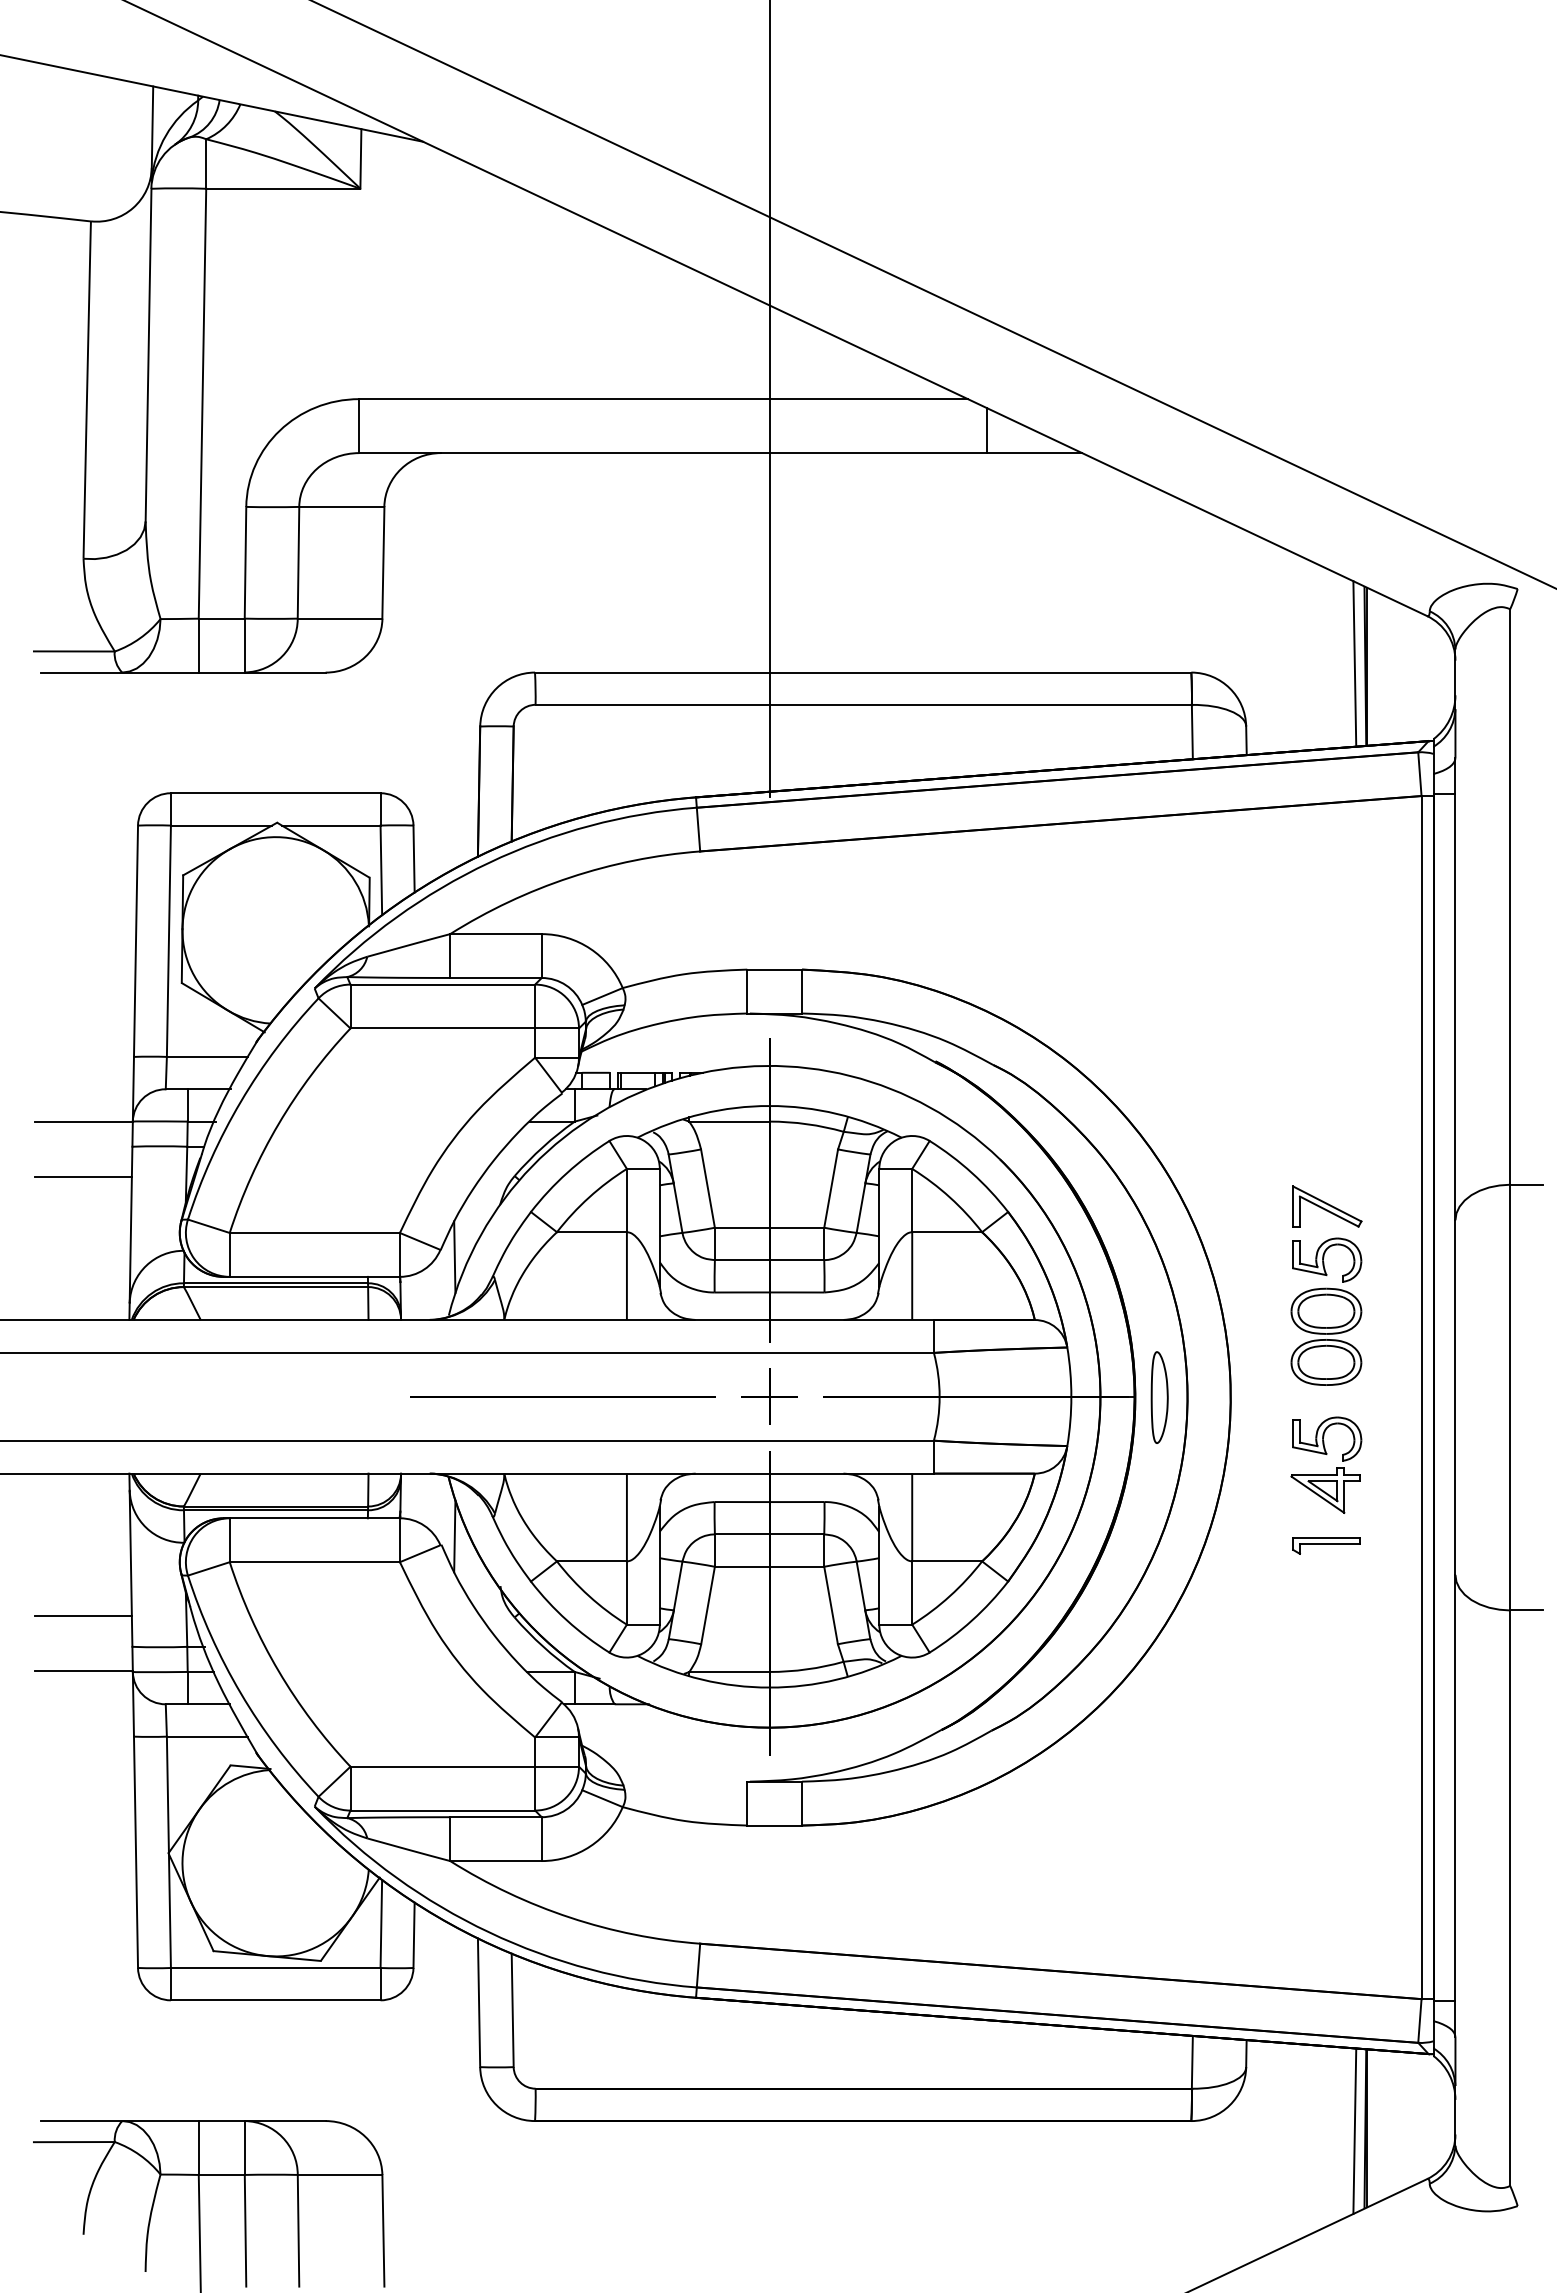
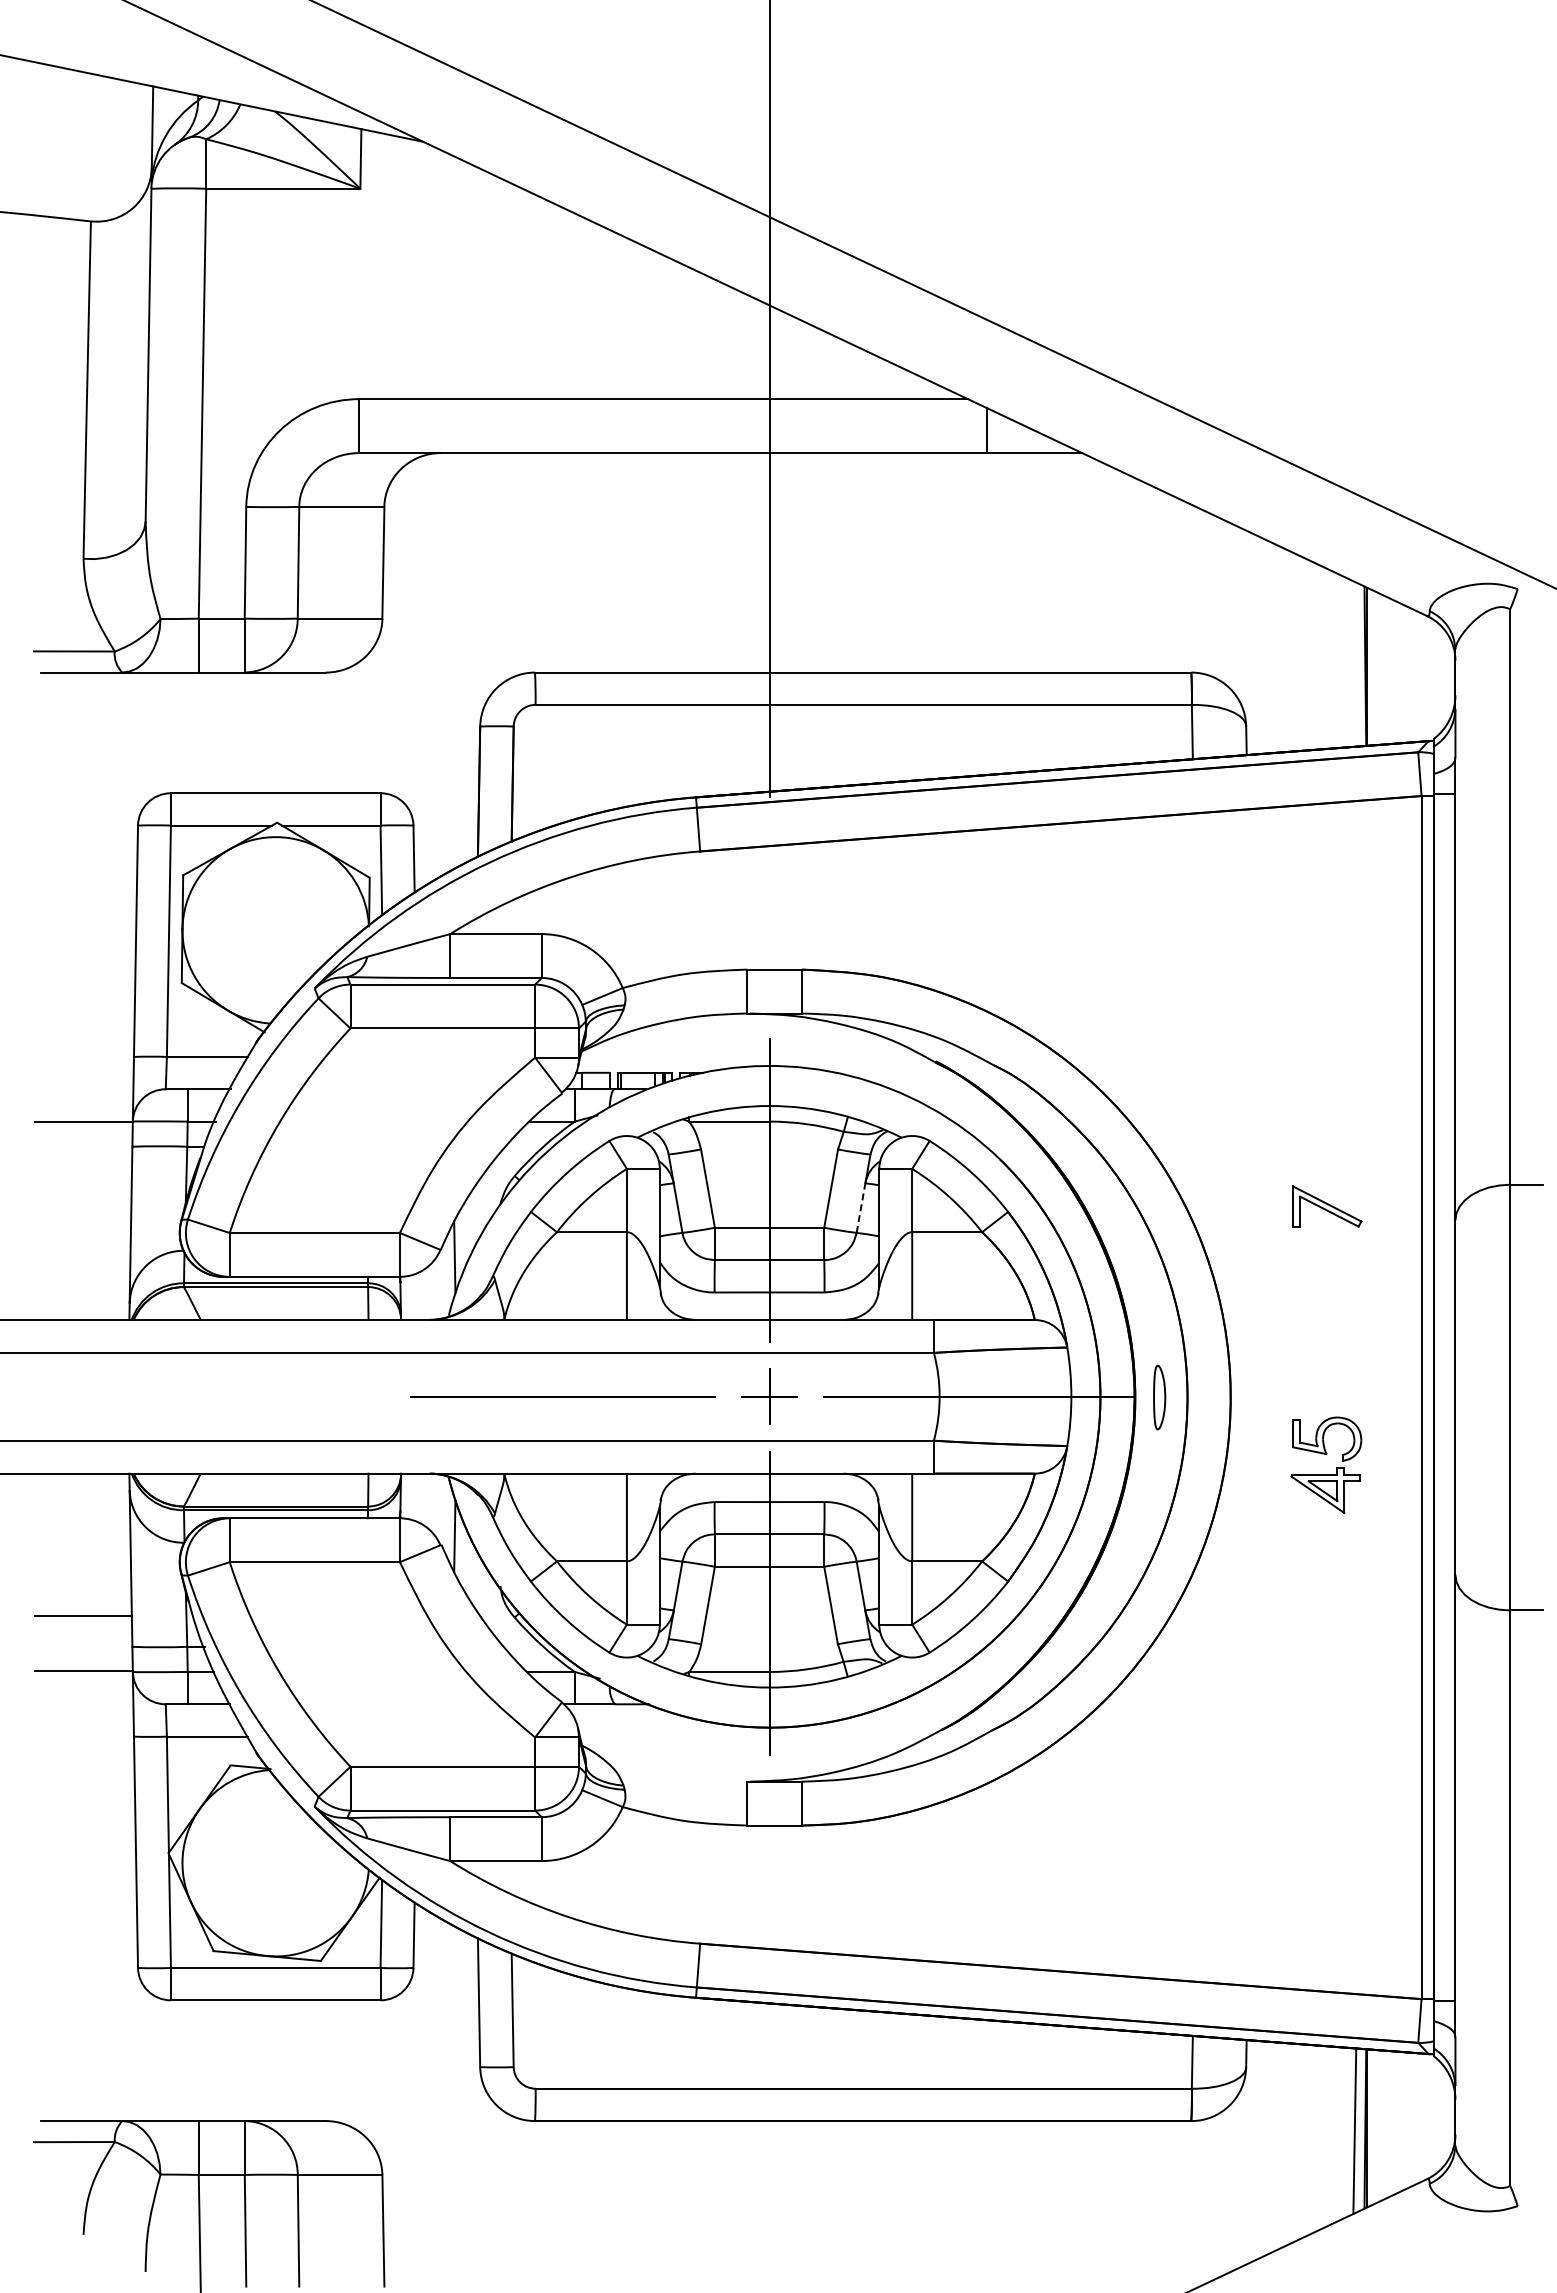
line: present -> none (1354, 663)
line: present -> none (83, 1177)
line: solid -> dashed (861, 1207)
part: present -> none (1326, 1311)
part size: 19x93 px -> 14x67 px (1159, 1397)
part: present -> none (1326, 1545)
